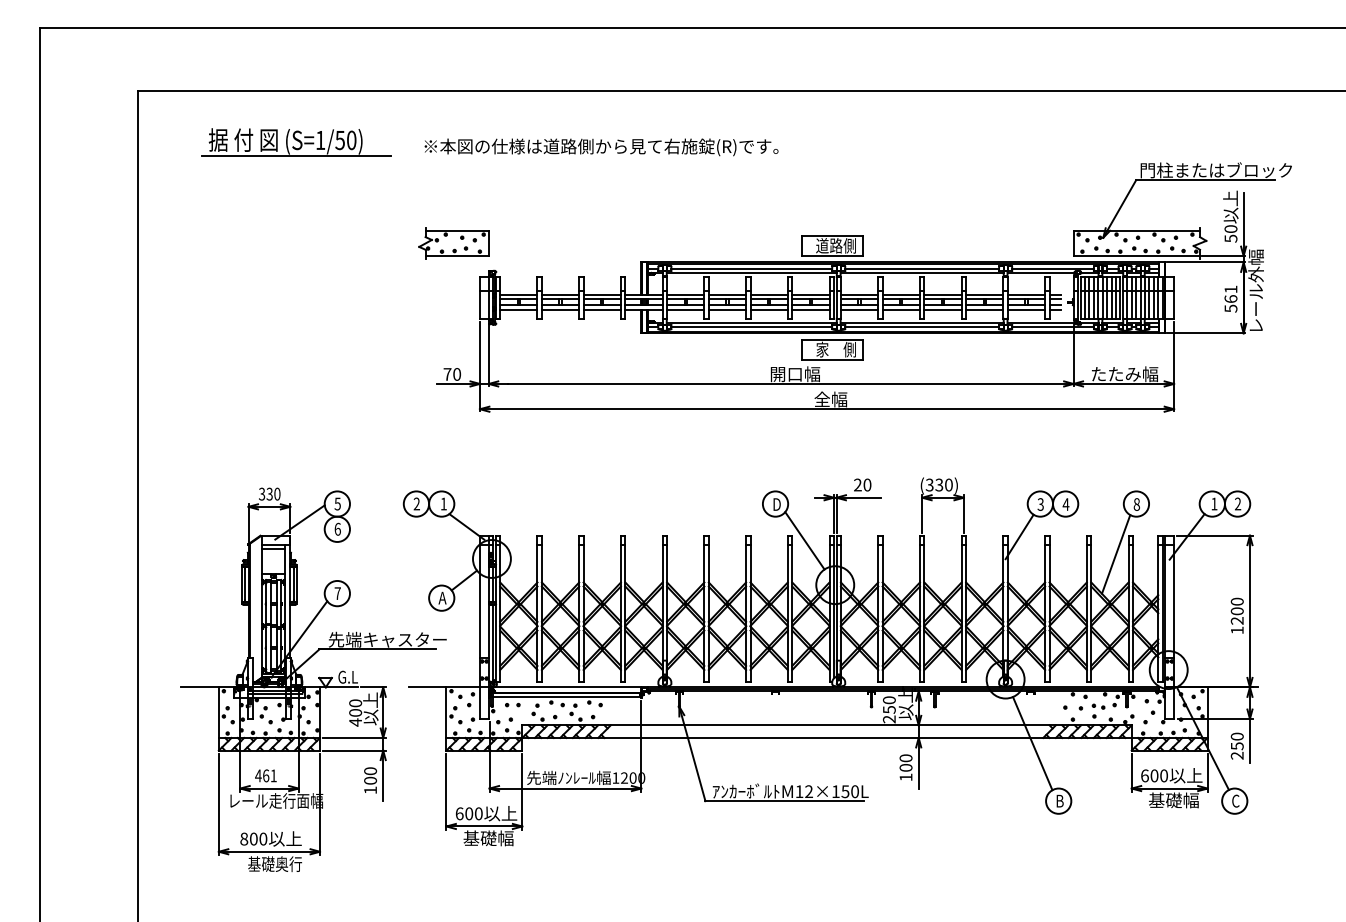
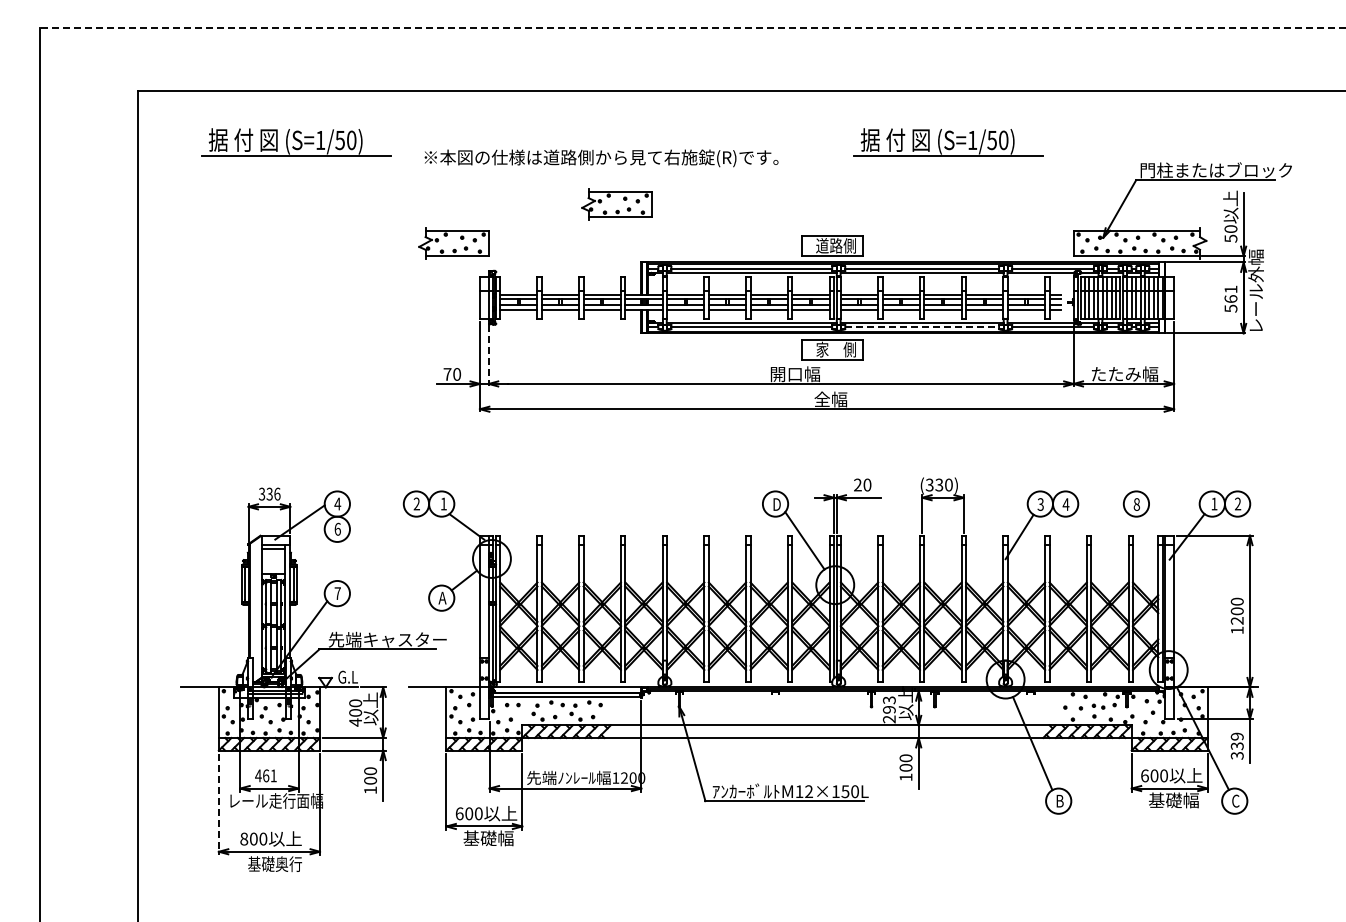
line: solid -> dashed (692, 27)
part: none -> present (948, 142)
text position: (601, 147) -> (601, 158) (601, 158)
part: none -> present (616, 204)
line: solid -> dashed (922, 327)
line: solid -> dashed (488, 355)
text: 330 -> 336 (277, 493)
text: 5 -> 4 (337, 503)
line: present -> none (1116, 554)
text: 250 -> 293 (888, 704)
text: 250 -> 339 (1236, 745)
line: solid -> dashed (218, 804)
